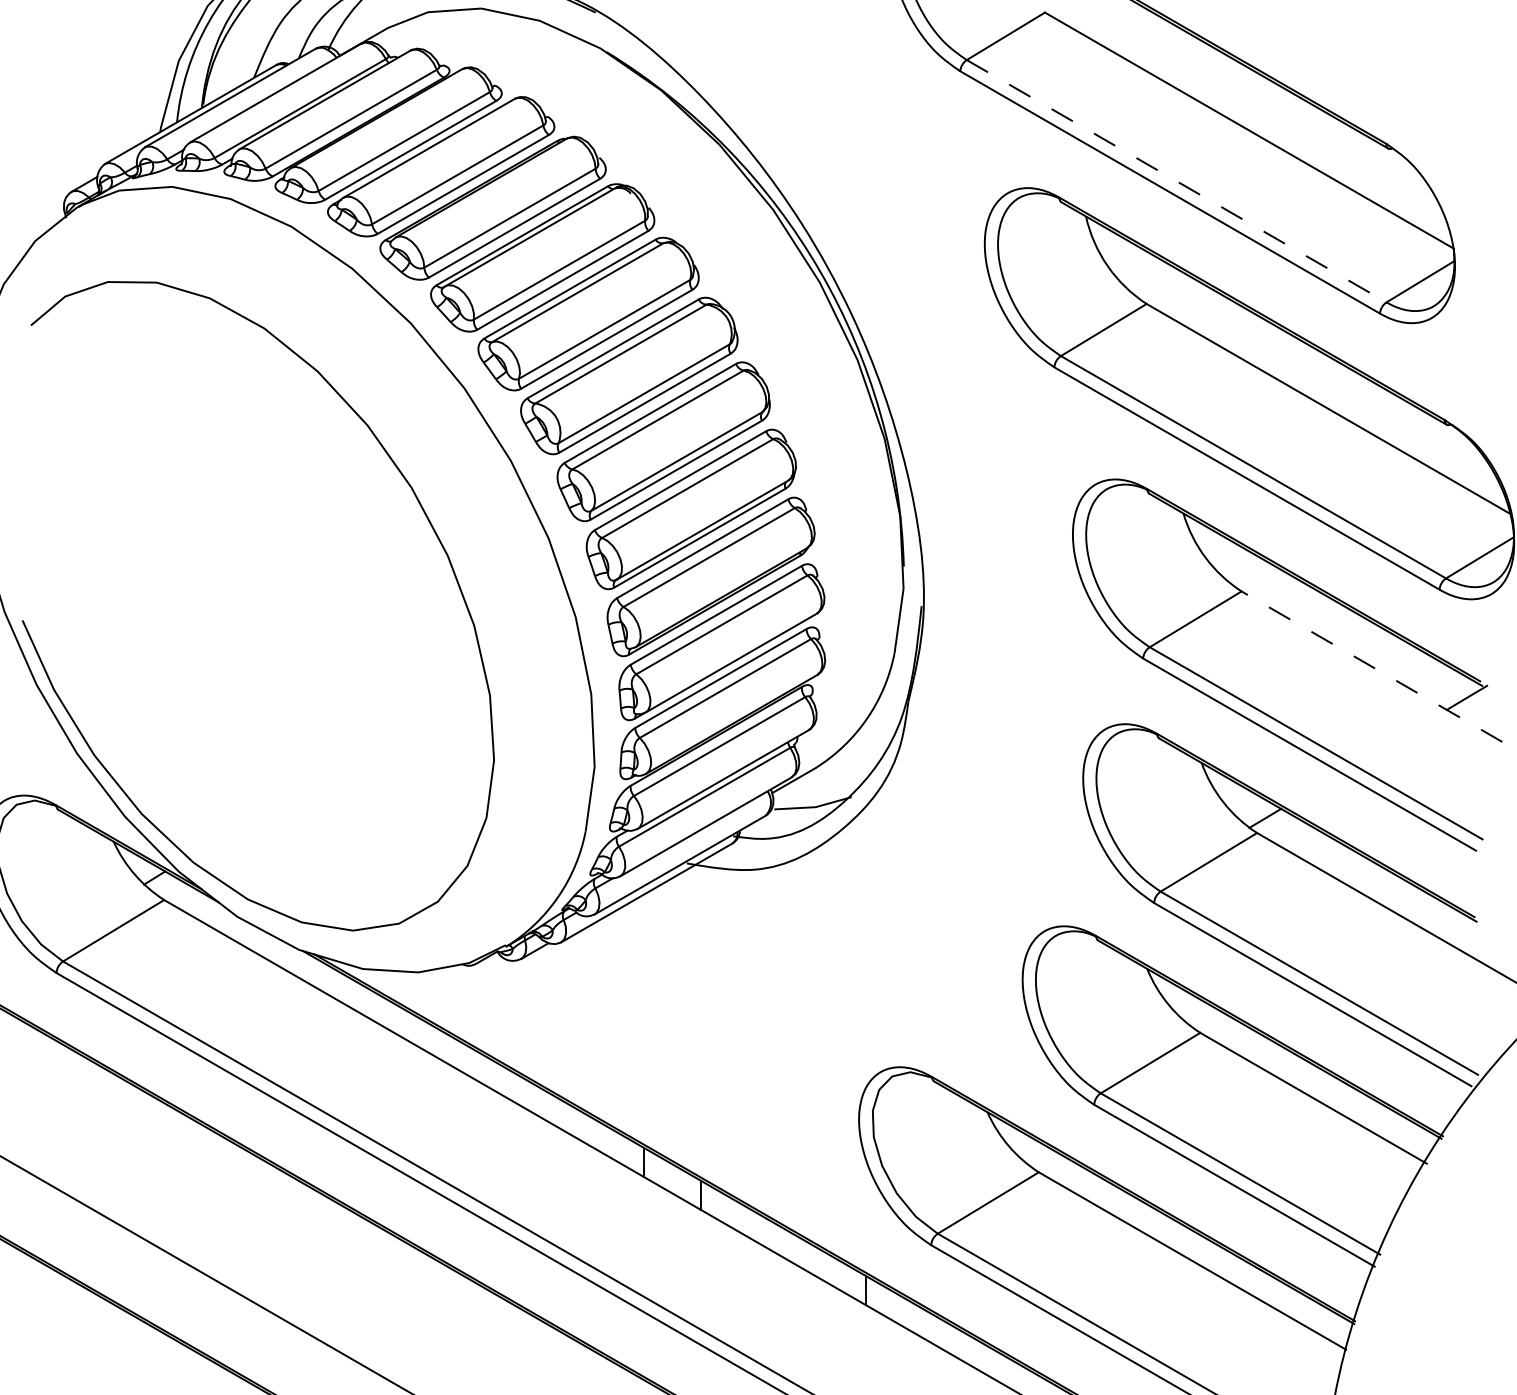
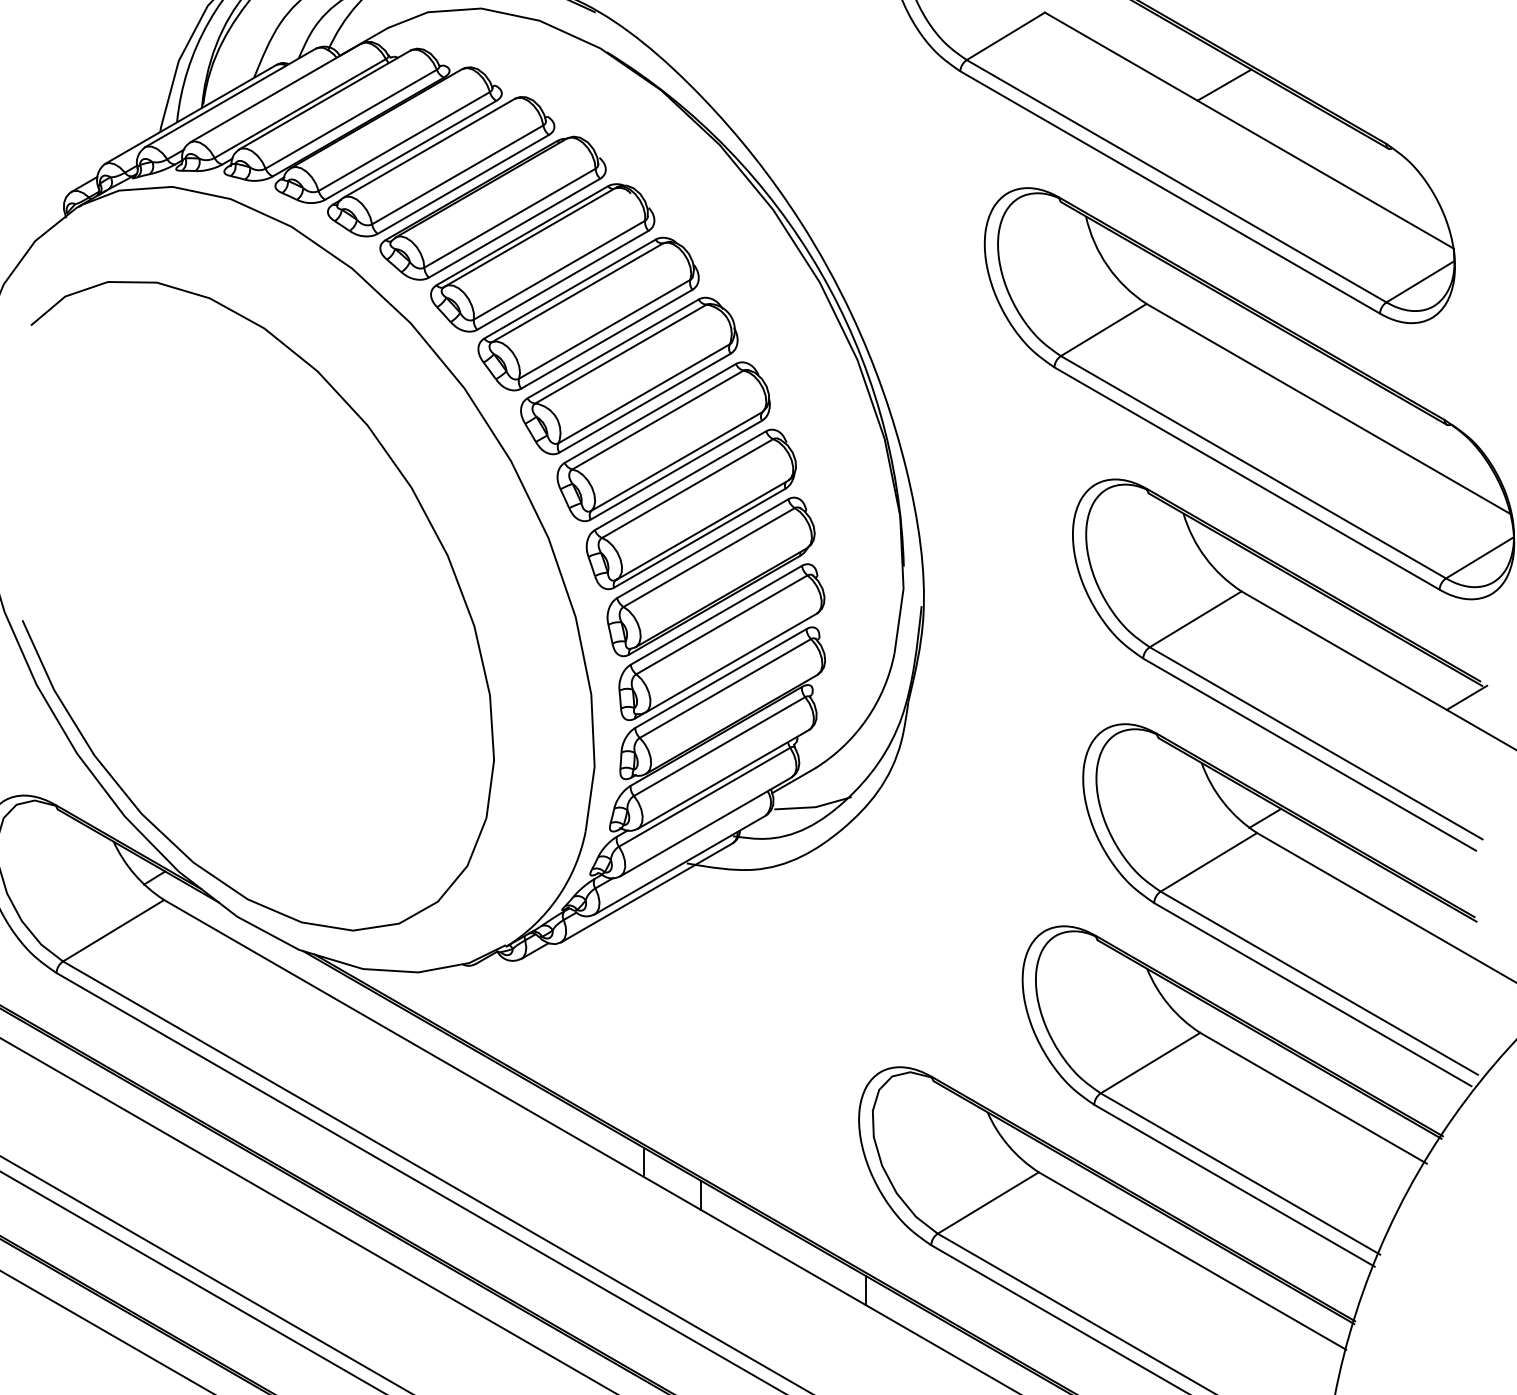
line: none -> present (1224, 84)
line: dashed -> solid (1177, 181)
line: dashed -> solid (1379, 670)
line: none -> present (307, 1215)
line: none -> present (191, 1281)
line: none -> present (105, 1331)
